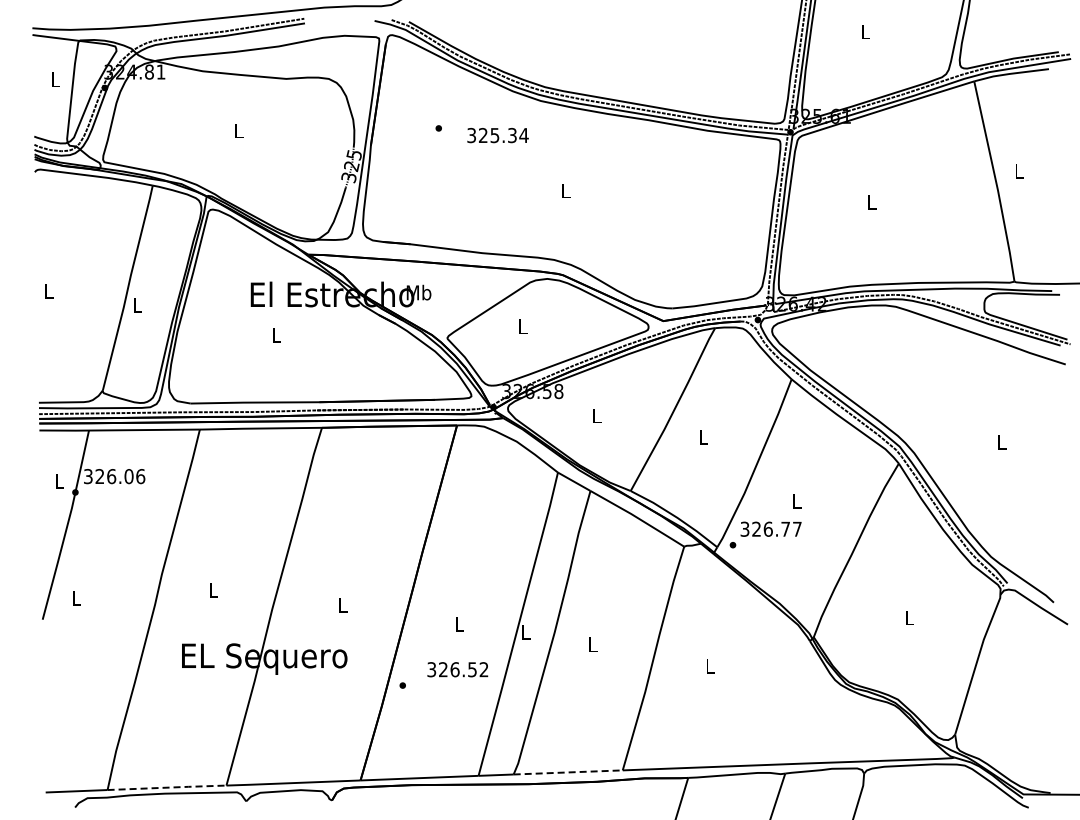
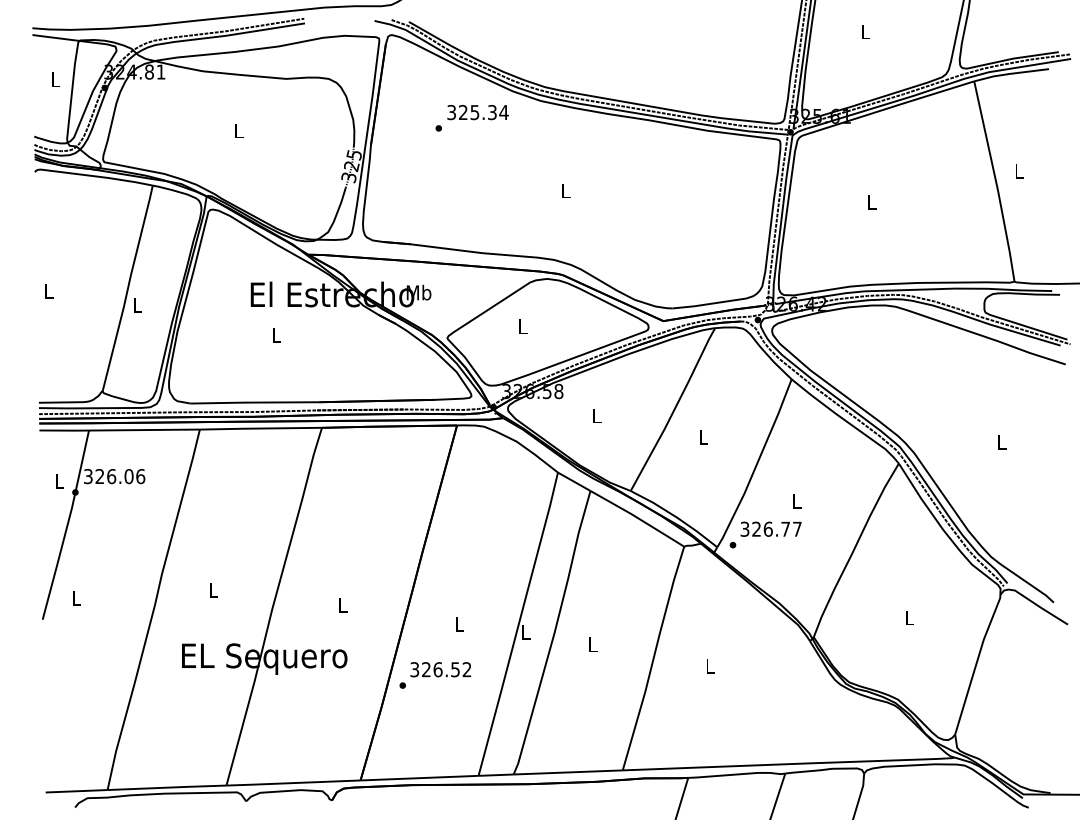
text position: (497, 135) -> (477, 112) (477, 112)
text position: (457, 669) -> (440, 669) (440, 669)
line: dashed -> solid (568, 772)
line: dashed -> solid (168, 787)
